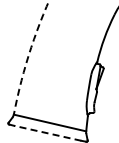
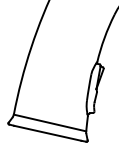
arc: dashed -> solid (28, 56)
line: dashed -> solid (47, 133)
